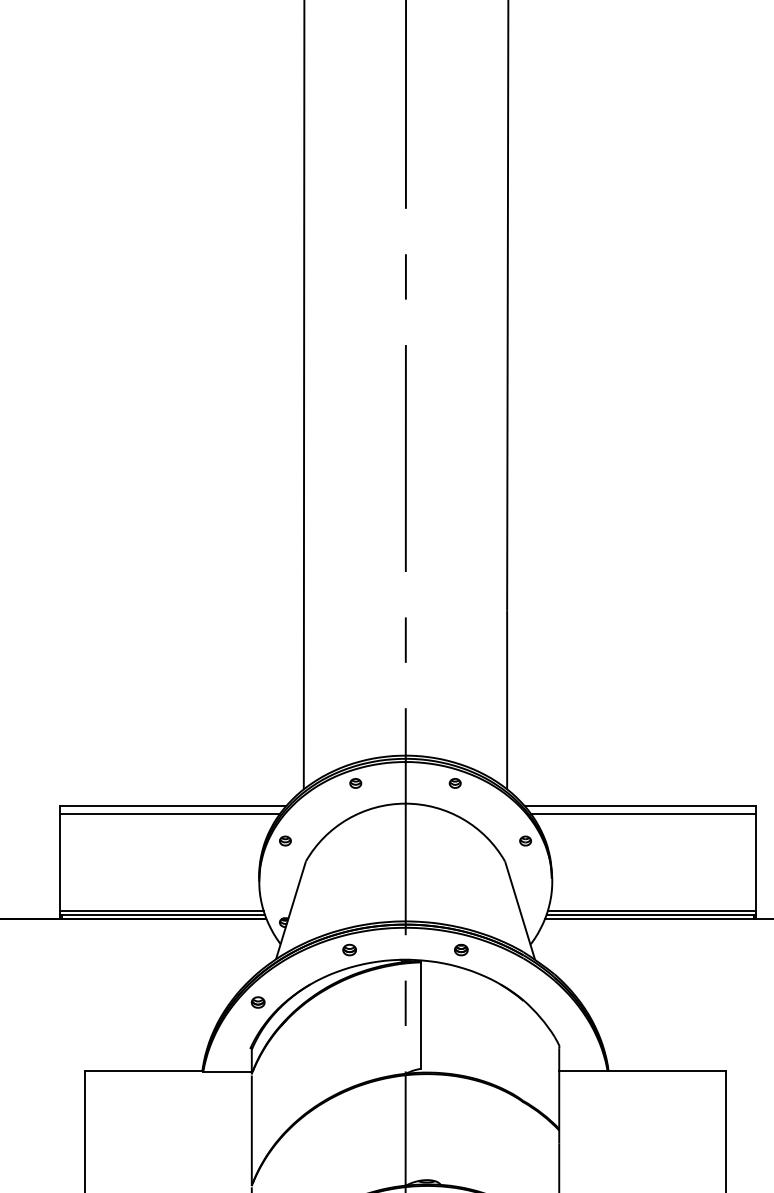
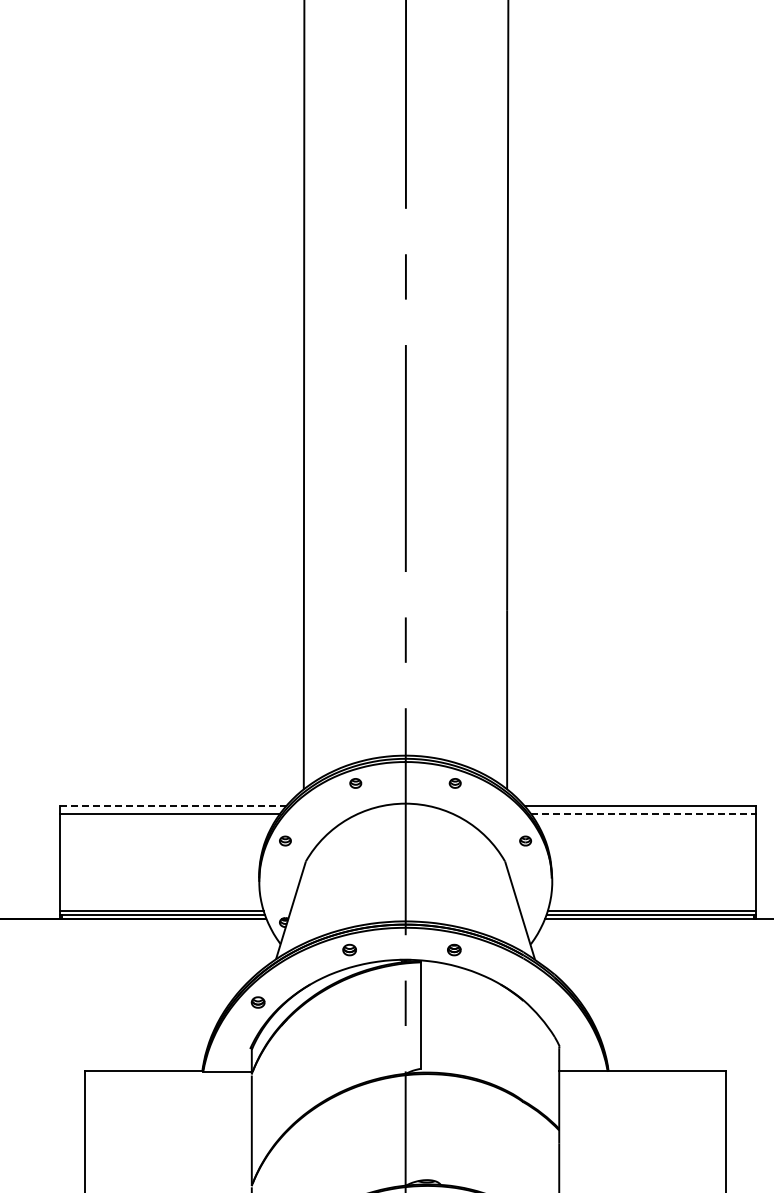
line: solid -> dashed (173, 806)
line: solid -> dashed (643, 813)
part position: (461, 949) -> (454, 949) (454, 949)
